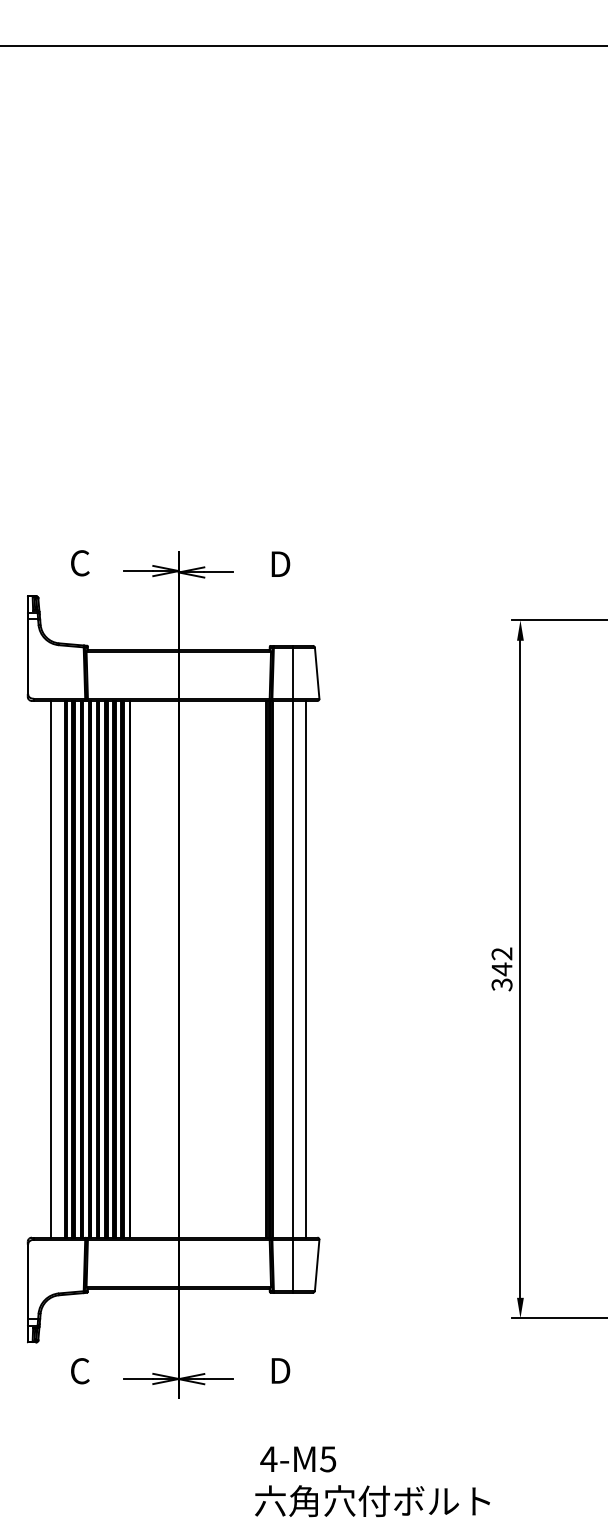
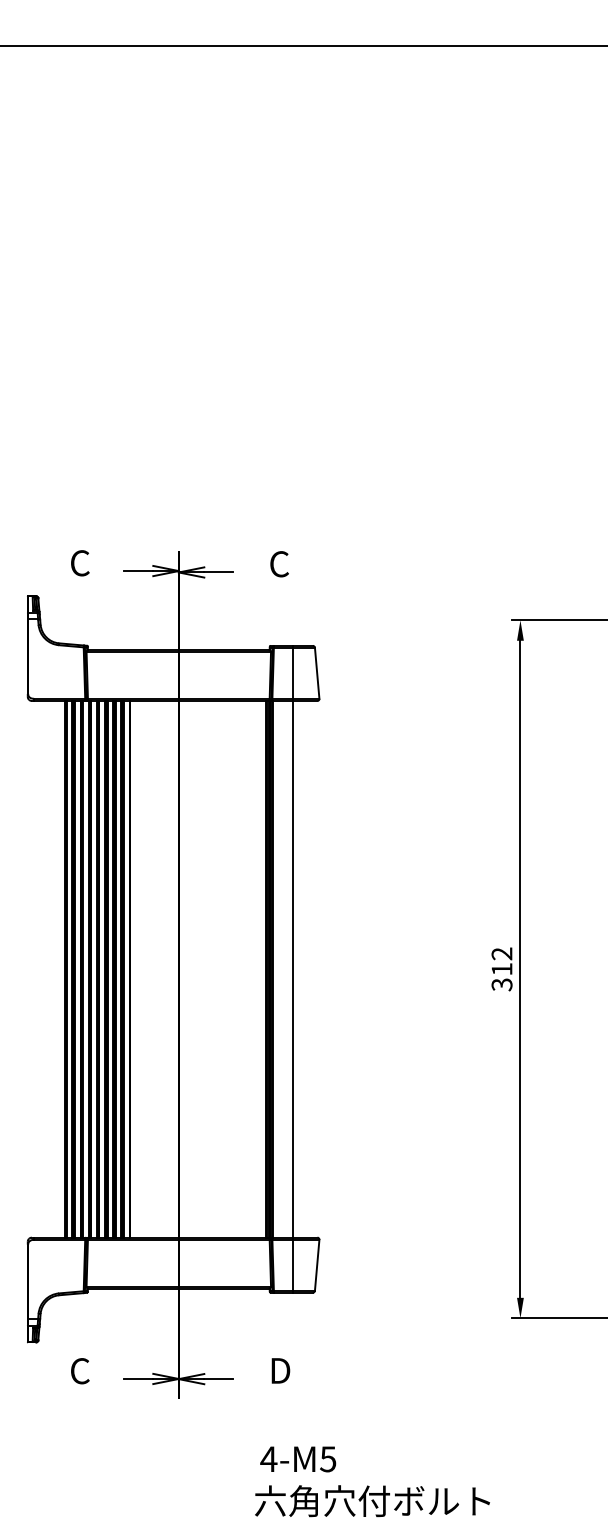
text: D -> C (280, 564)
line: present -> none (51, 968)
line: present -> none (306, 968)
text: 342 -> 312 (501, 969)
